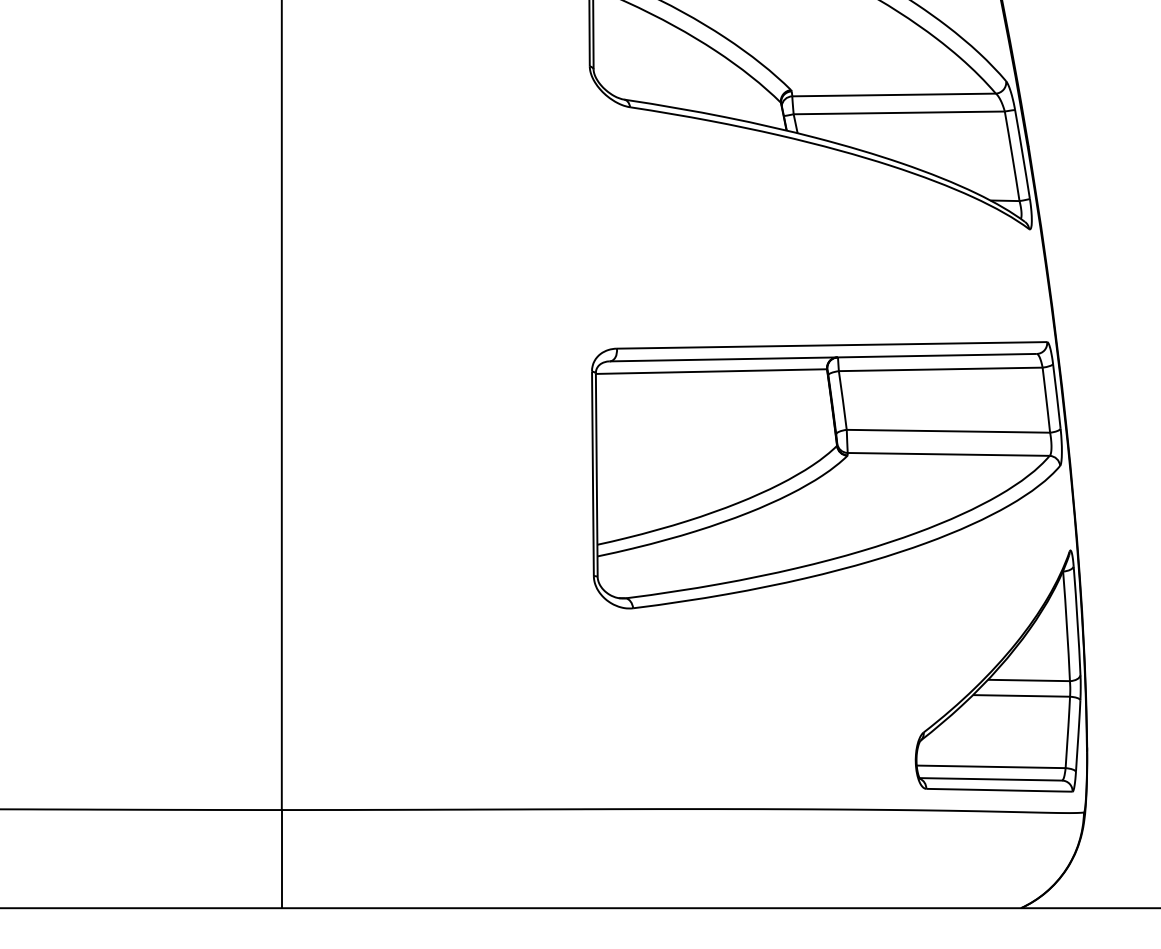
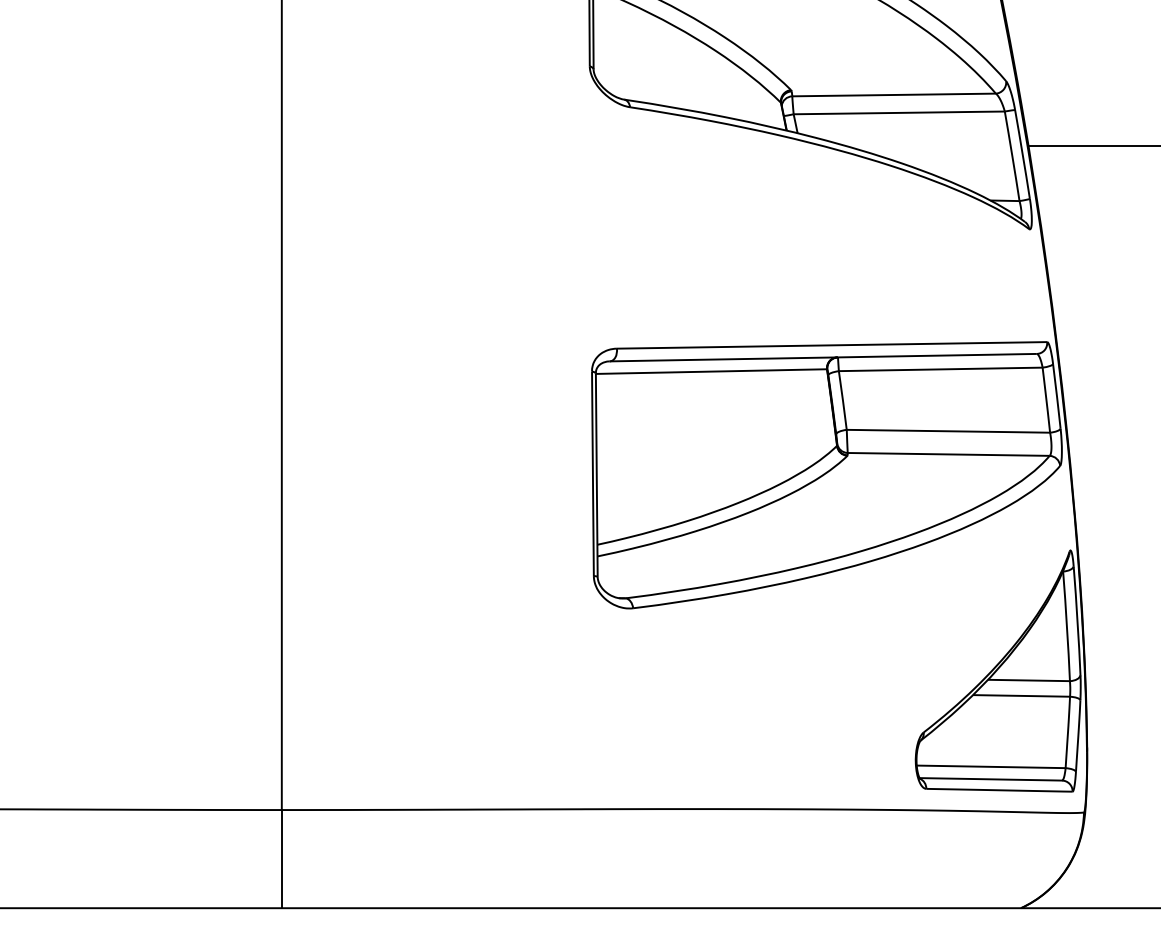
line: none -> present (1092, 145)
